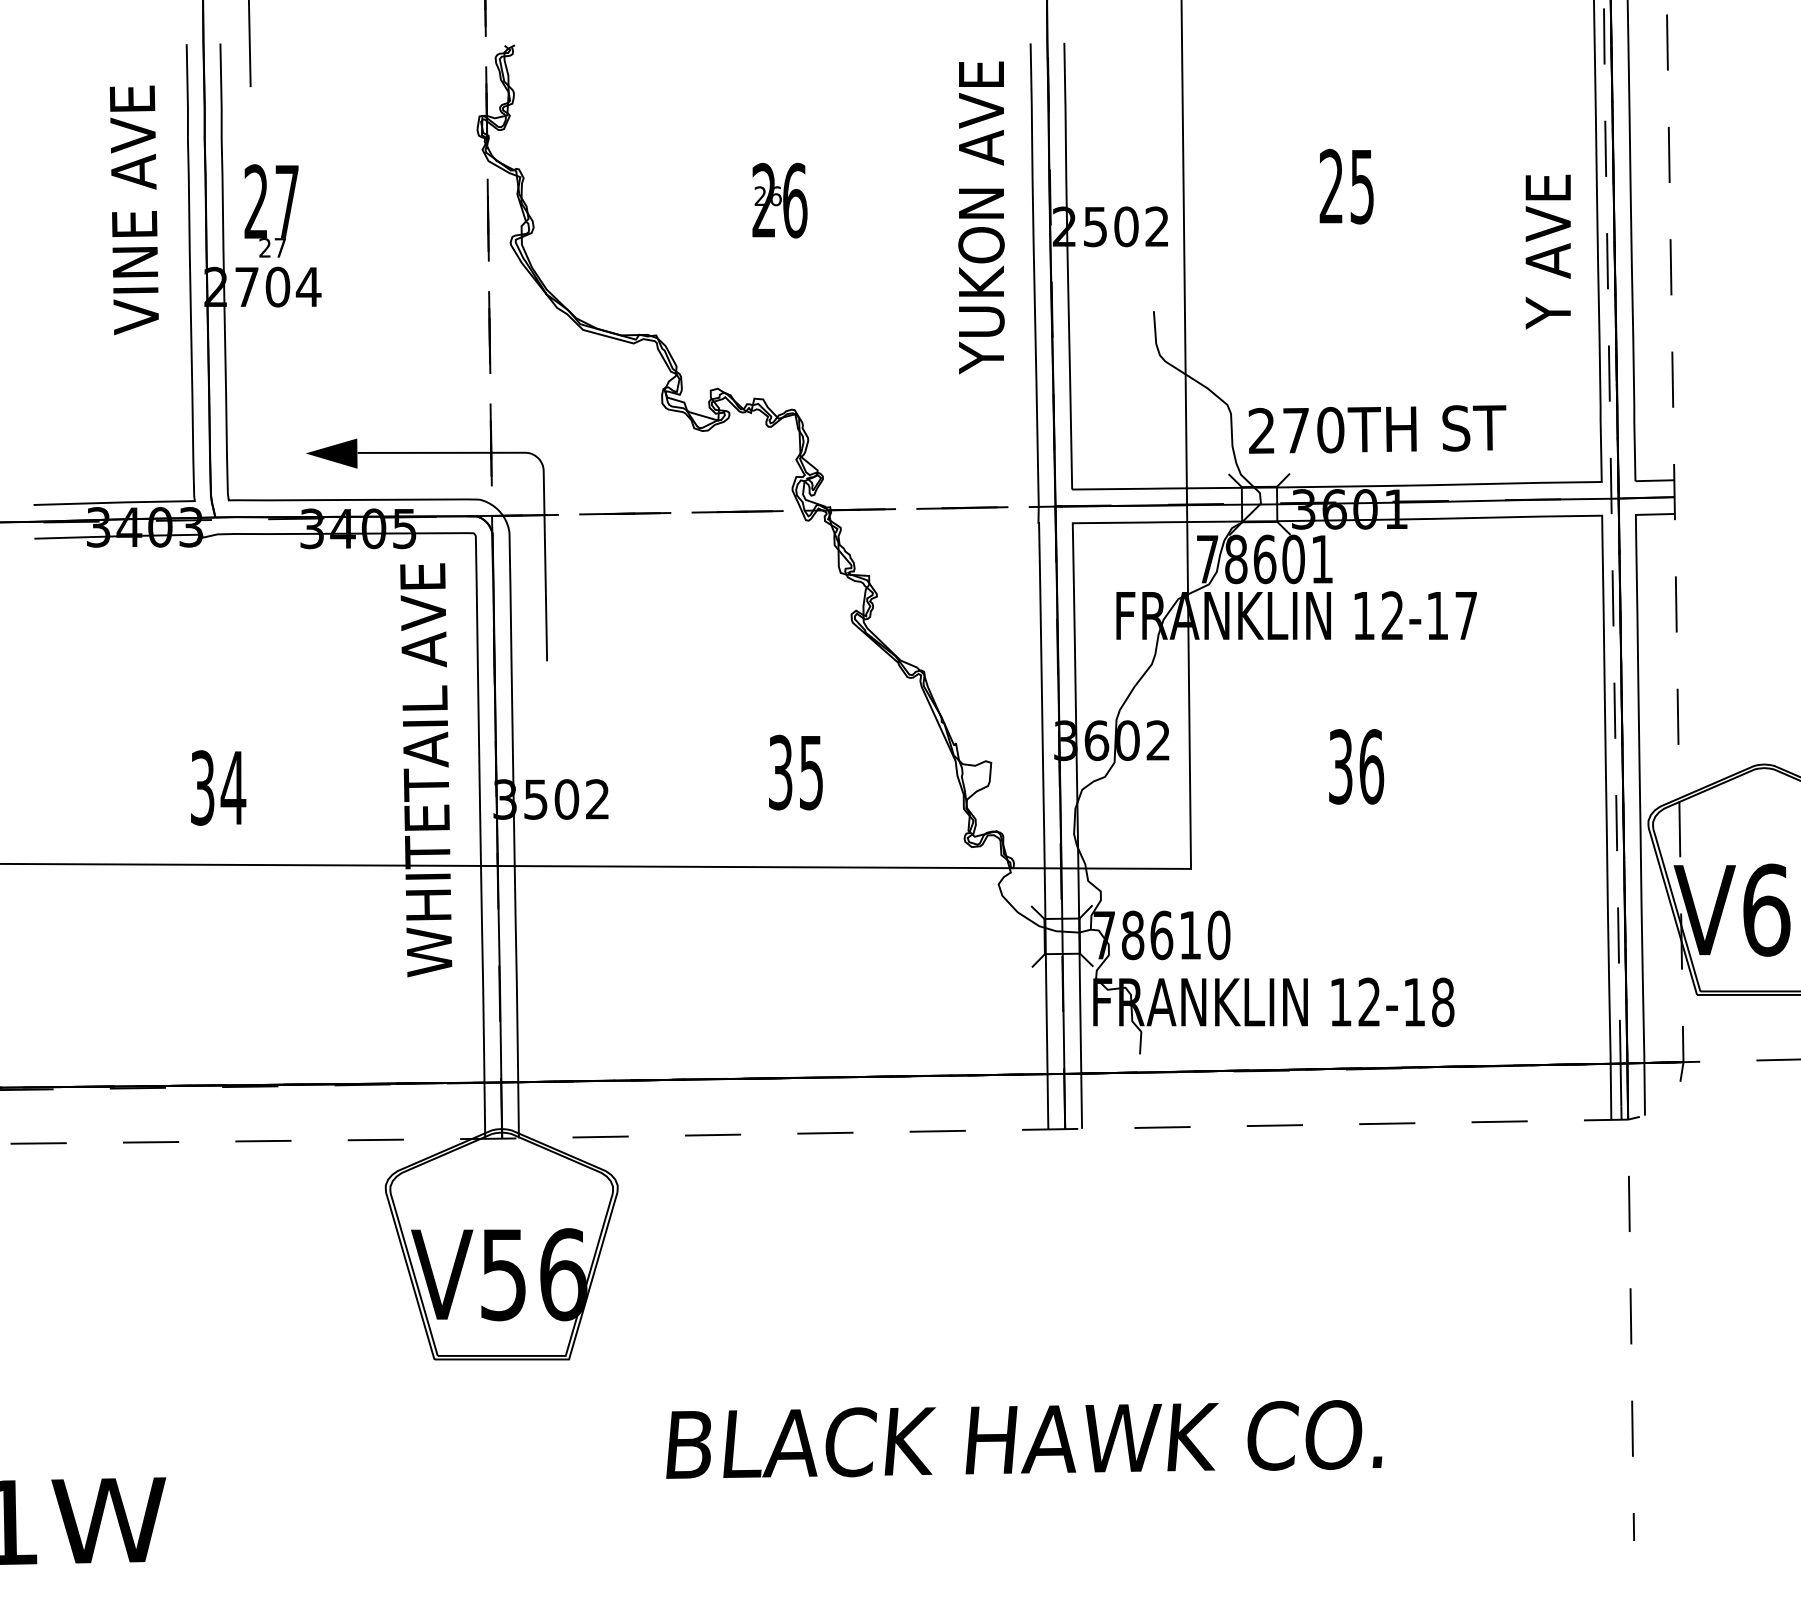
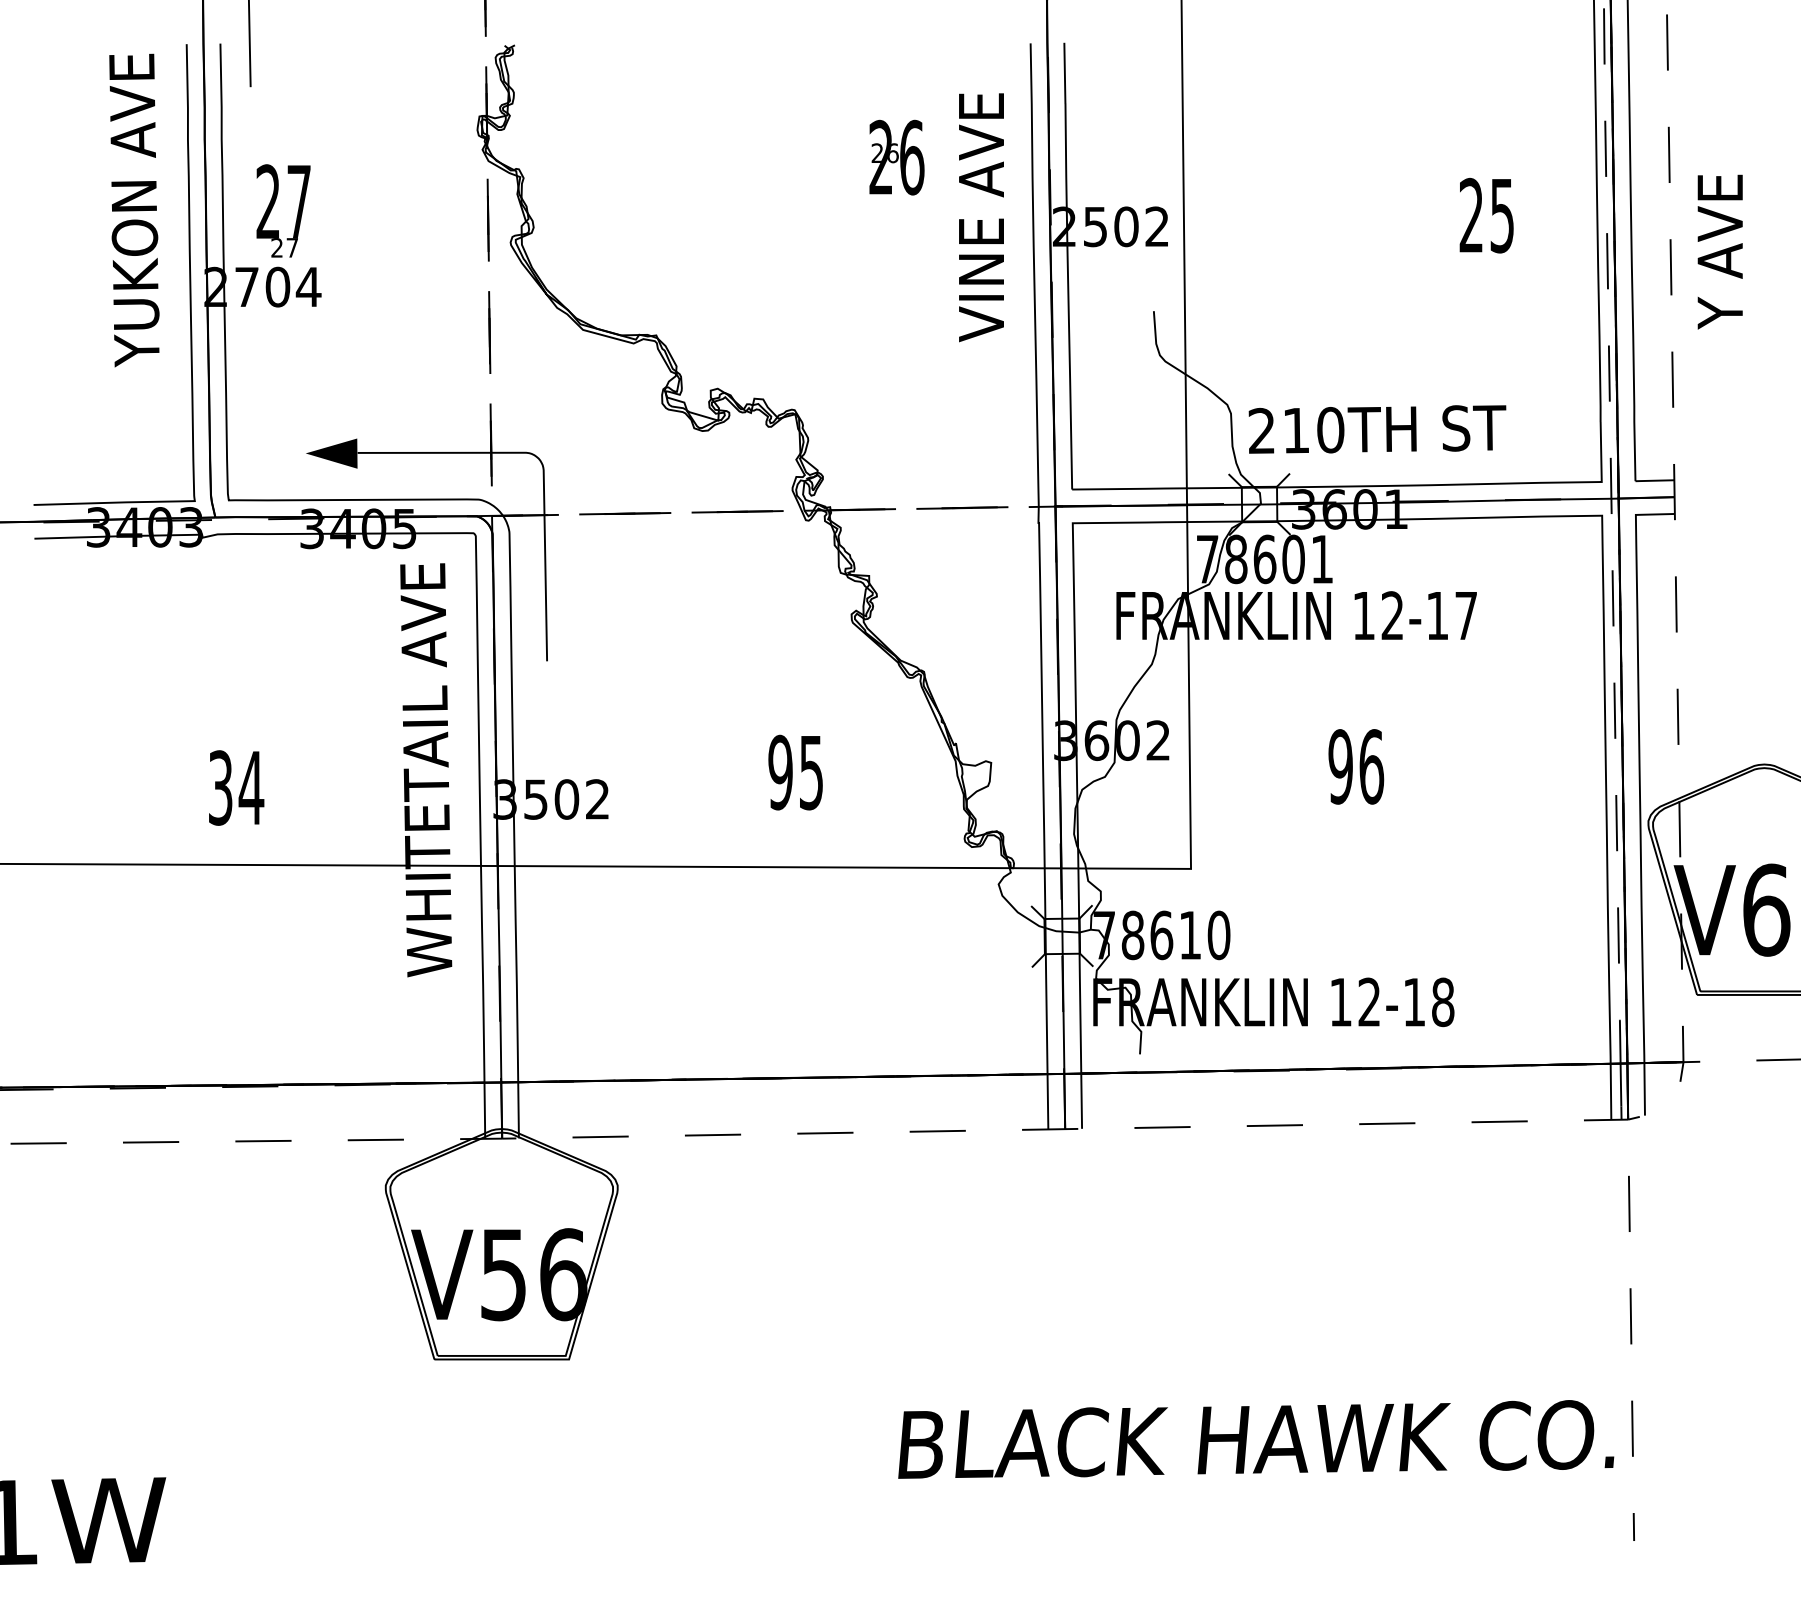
text position: (1346, 186) -> (1486, 215) (1486, 215)
text position: (779, 200) -> (896, 157) (896, 157)
text: VINE AVE -> YUKON AVE (134, 210)
text position: (271, 210) -> (283, 210) (283, 210)
text: YUKON AVE -> VINE AVE (981, 217)
text position: (1547, 251) -> (1719, 251) (1719, 251)
text: 270TH -> 210TH (1295, 430)
text: 36 -> 96 (1340, 766)
text: 35 -> 95 (780, 772)
text position: (218, 787) -> (236, 787) (236, 787)
text position: (1024, 1439) -> (1256, 1439) (1256, 1439)
